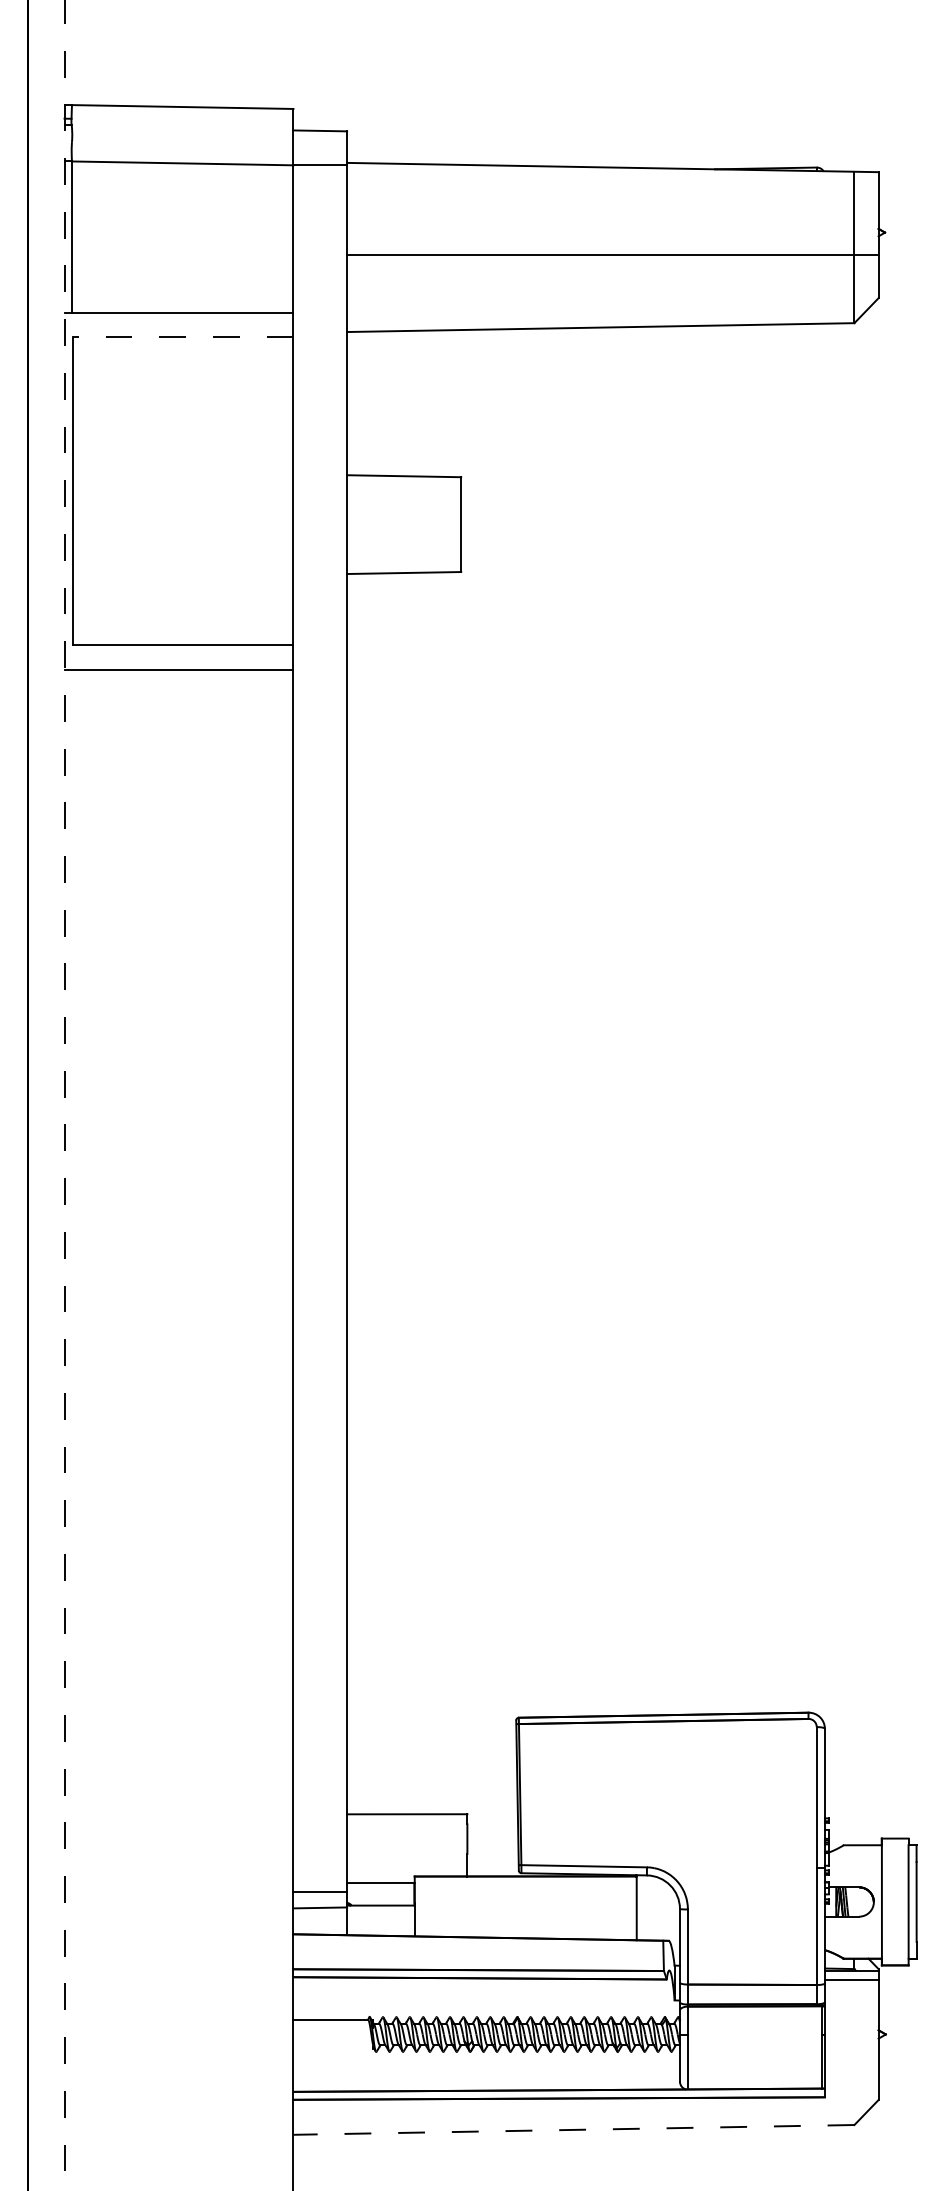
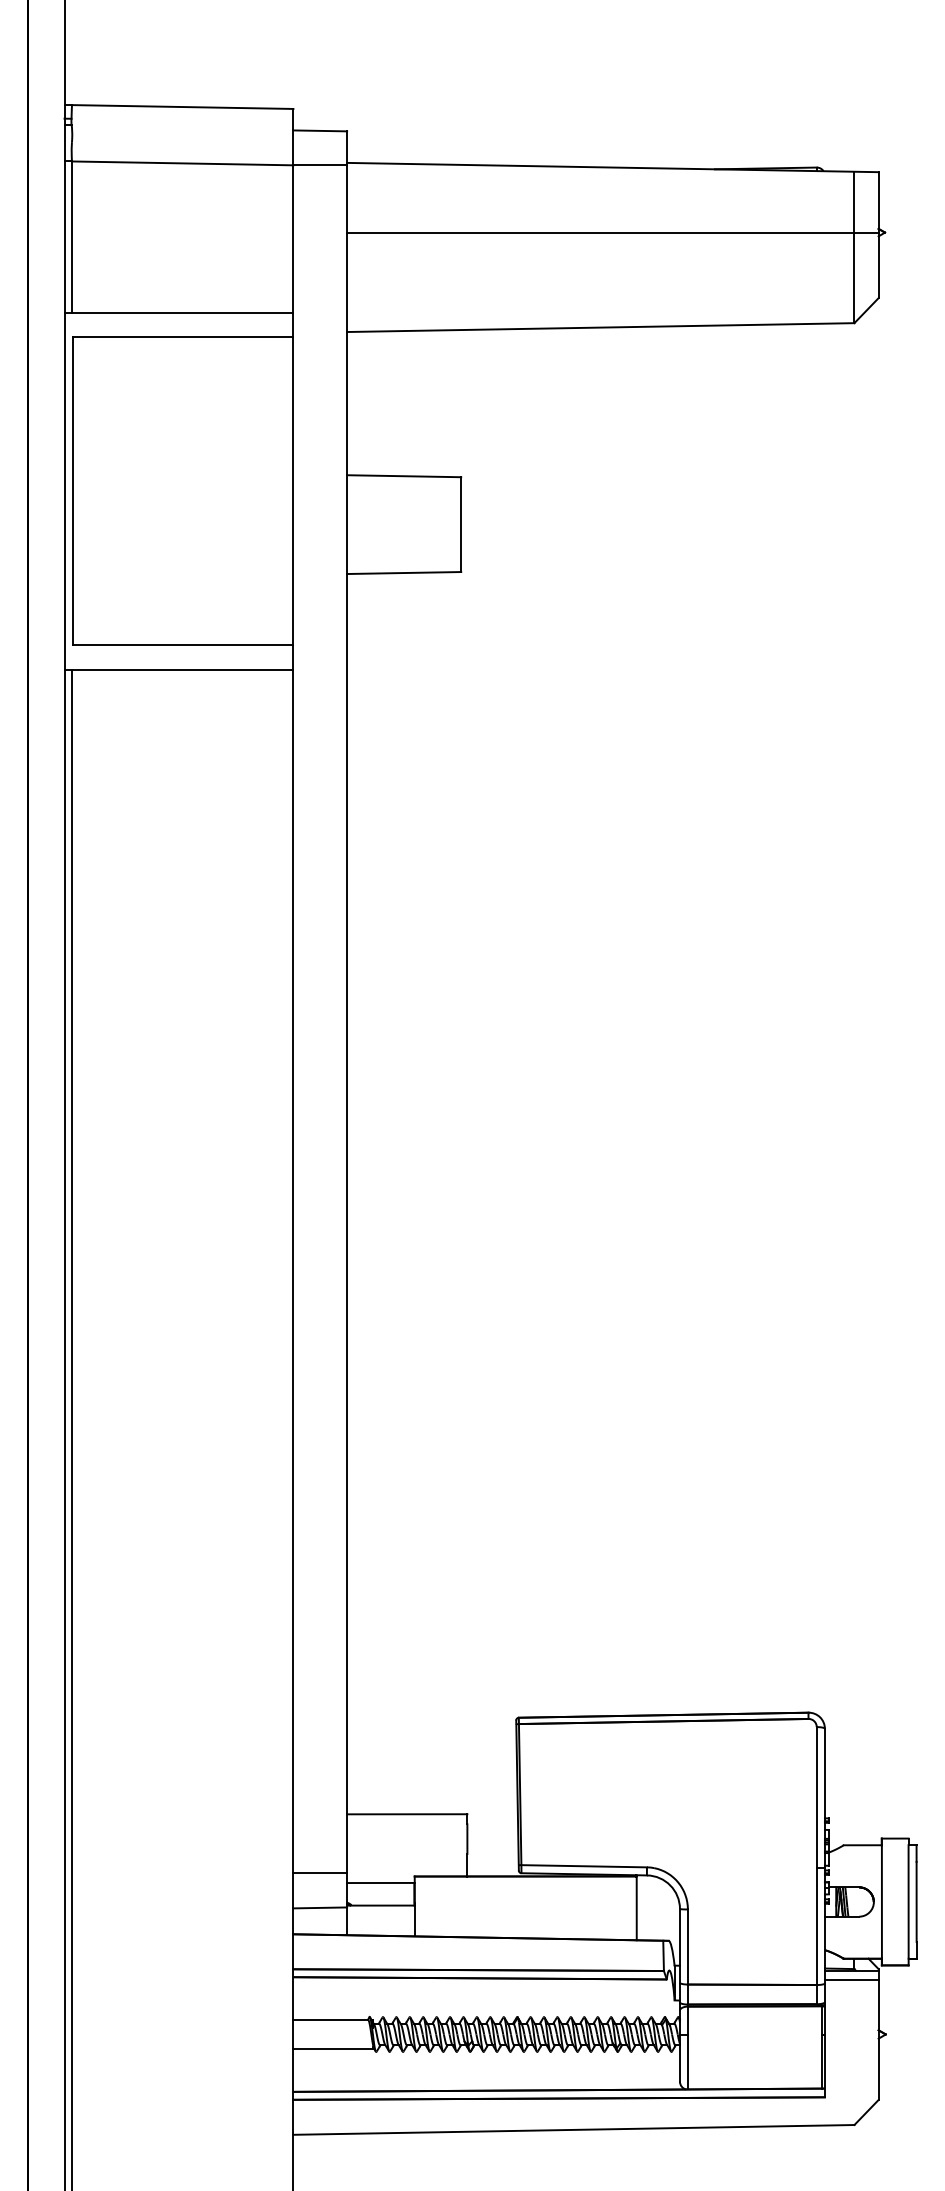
line position: (612, 254) -> (612, 232) (612, 232)
line: dashed -> solid (182, 336)
line: dashed -> solid (65, 1095)
line: none -> present (71, 1428)
line position: (320, 1892) -> (320, 1873) (320, 1873)
line: none -> present (333, 2049)
line: dashed -> solid (573, 2129)
